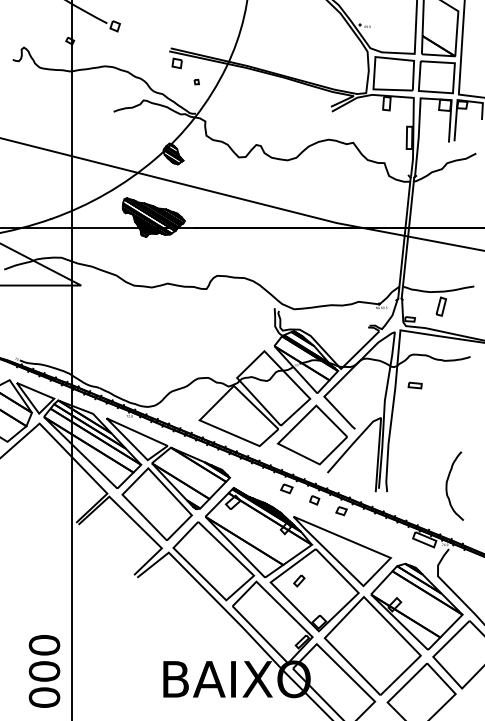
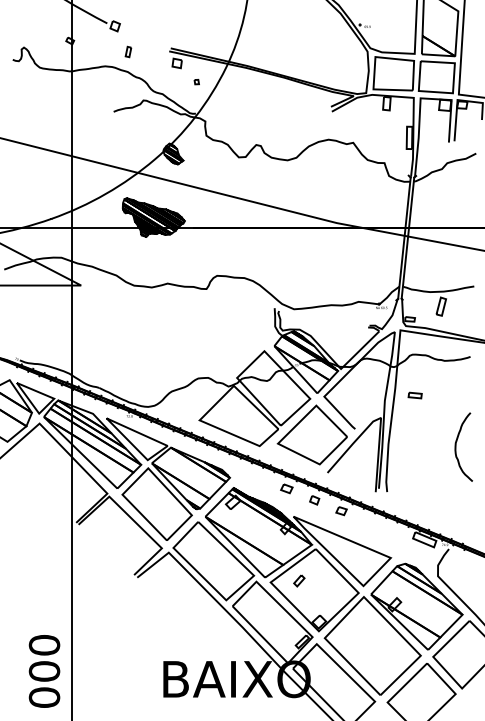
part: none -> present (128, 51)
part position: (414, 385) -> (414, 395) (414, 395)
curve position: (447, 485) -> (456, 446) (456, 446)
